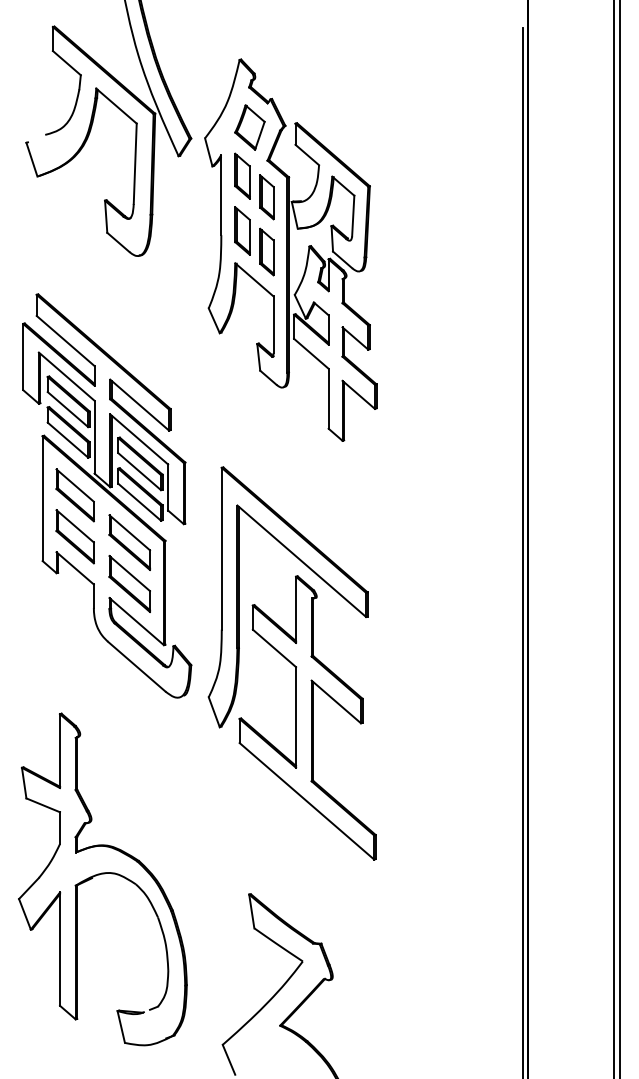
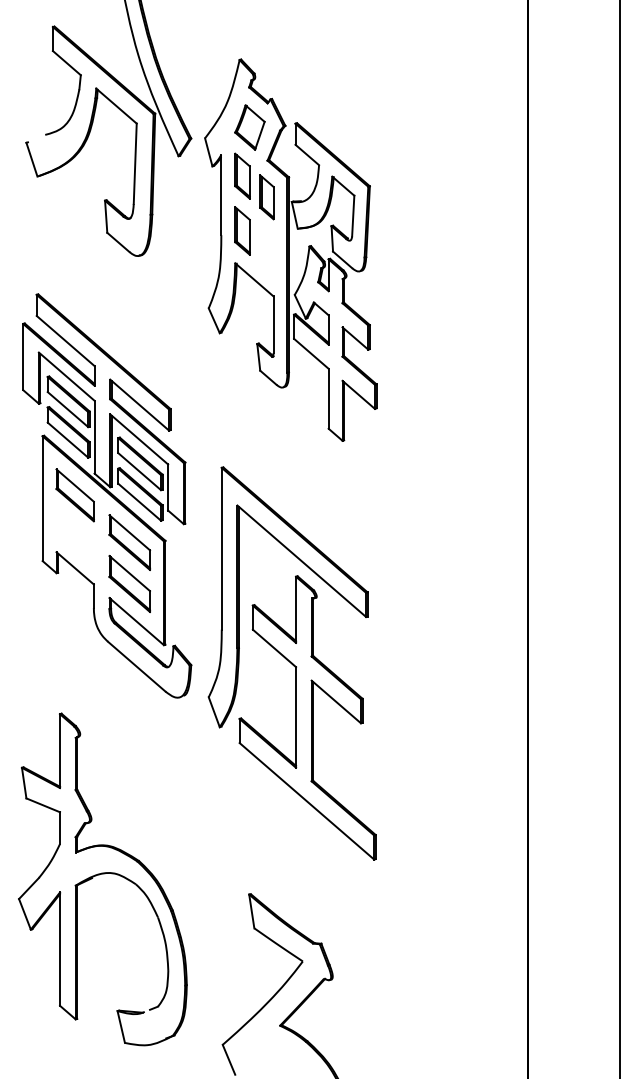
part: present -> none (266, 251)
part: present -> none (74, 536)
line: present -> none (614, 538)
line: present -> none (522, 551)
